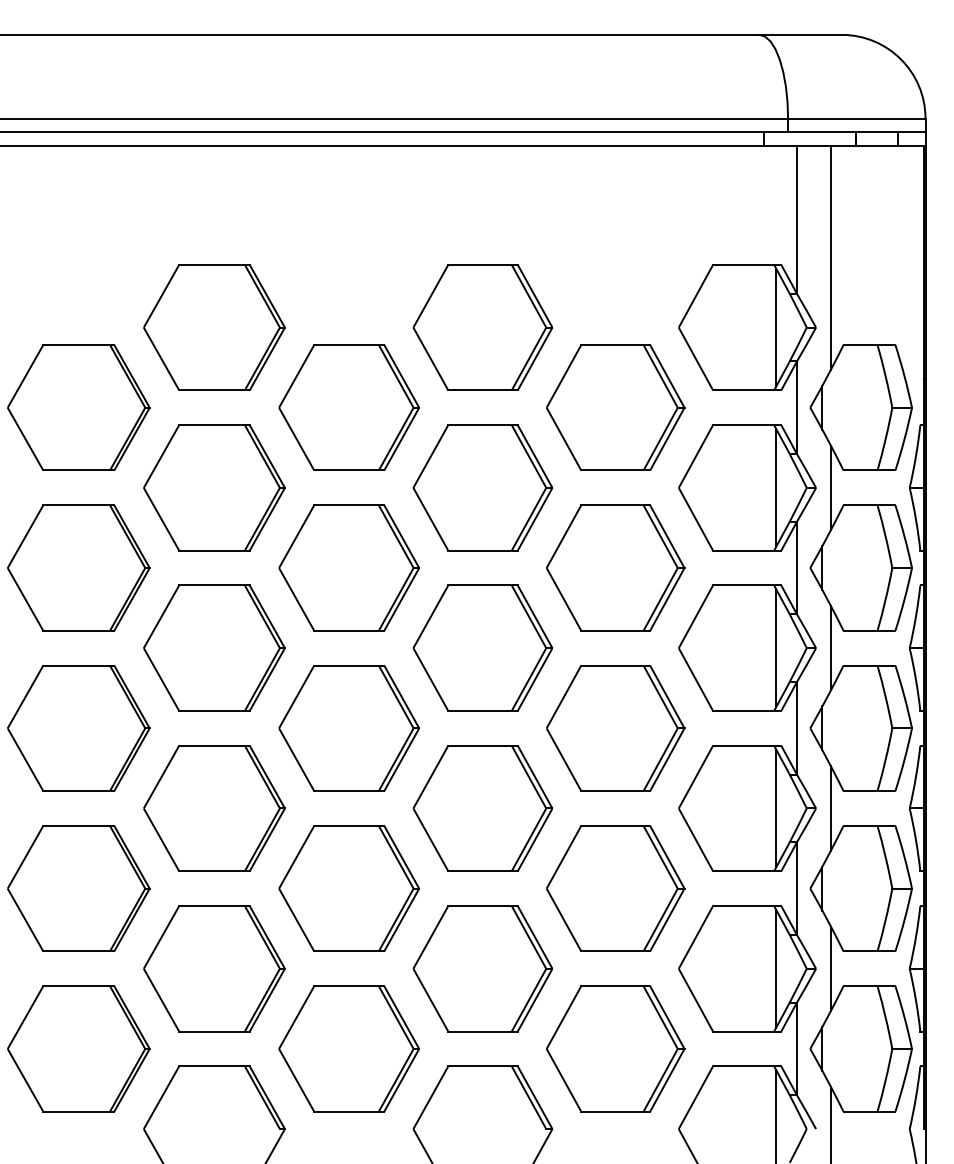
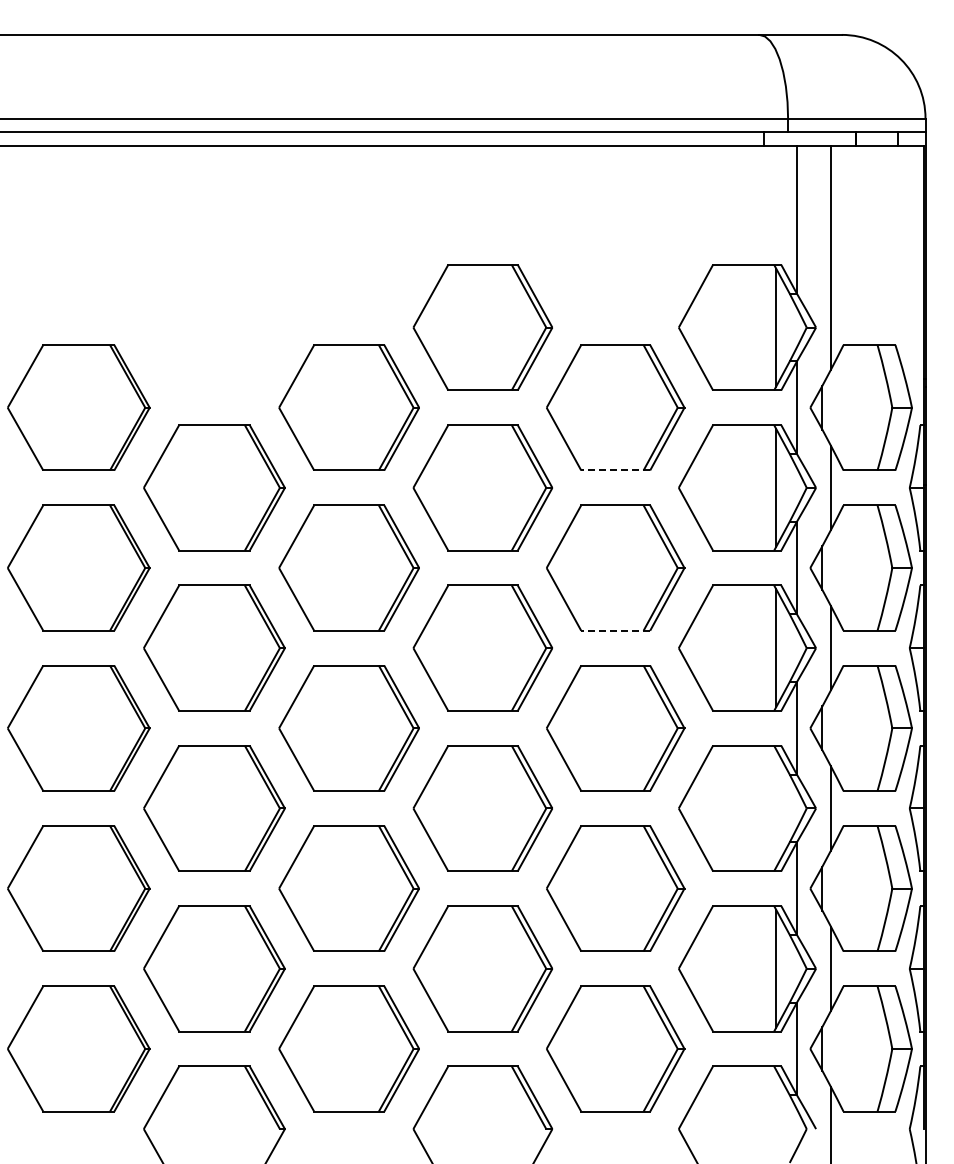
part: present -> none (214, 327)
line: solid -> dashed (615, 470)
line: solid -> dashed (615, 630)
line: present -> none (776, 808)
line: present -> none (776, 1115)
